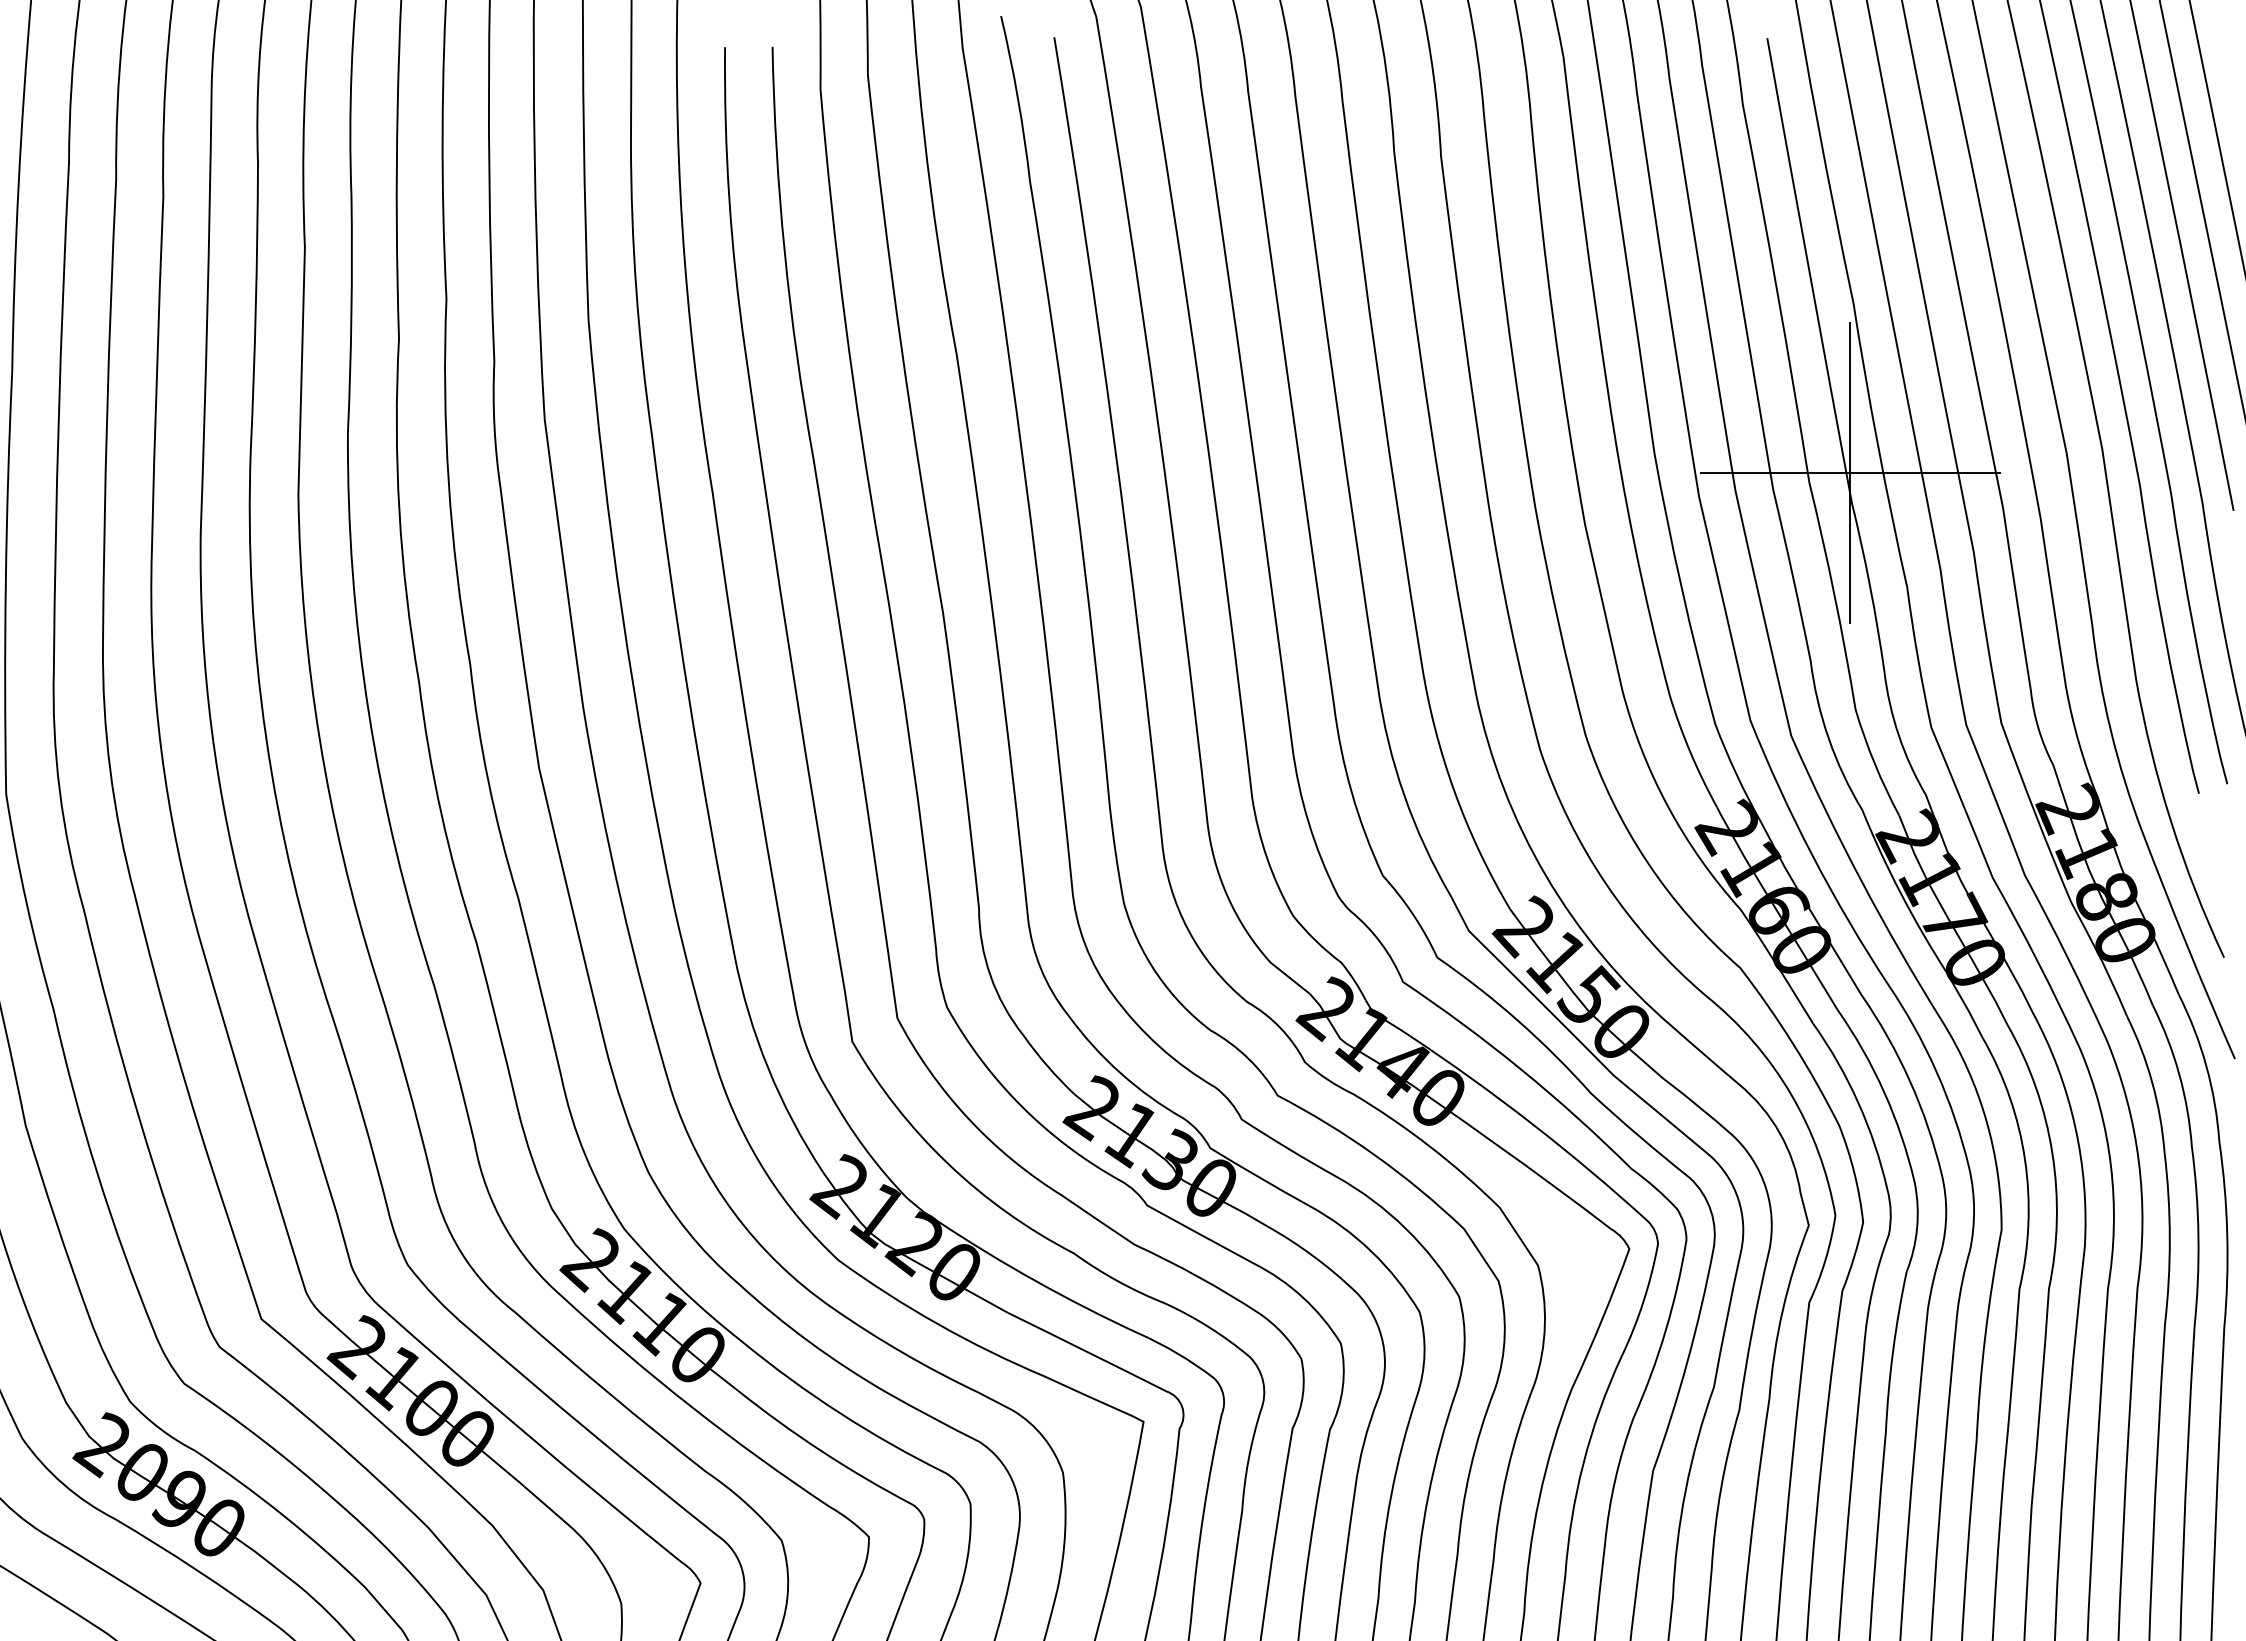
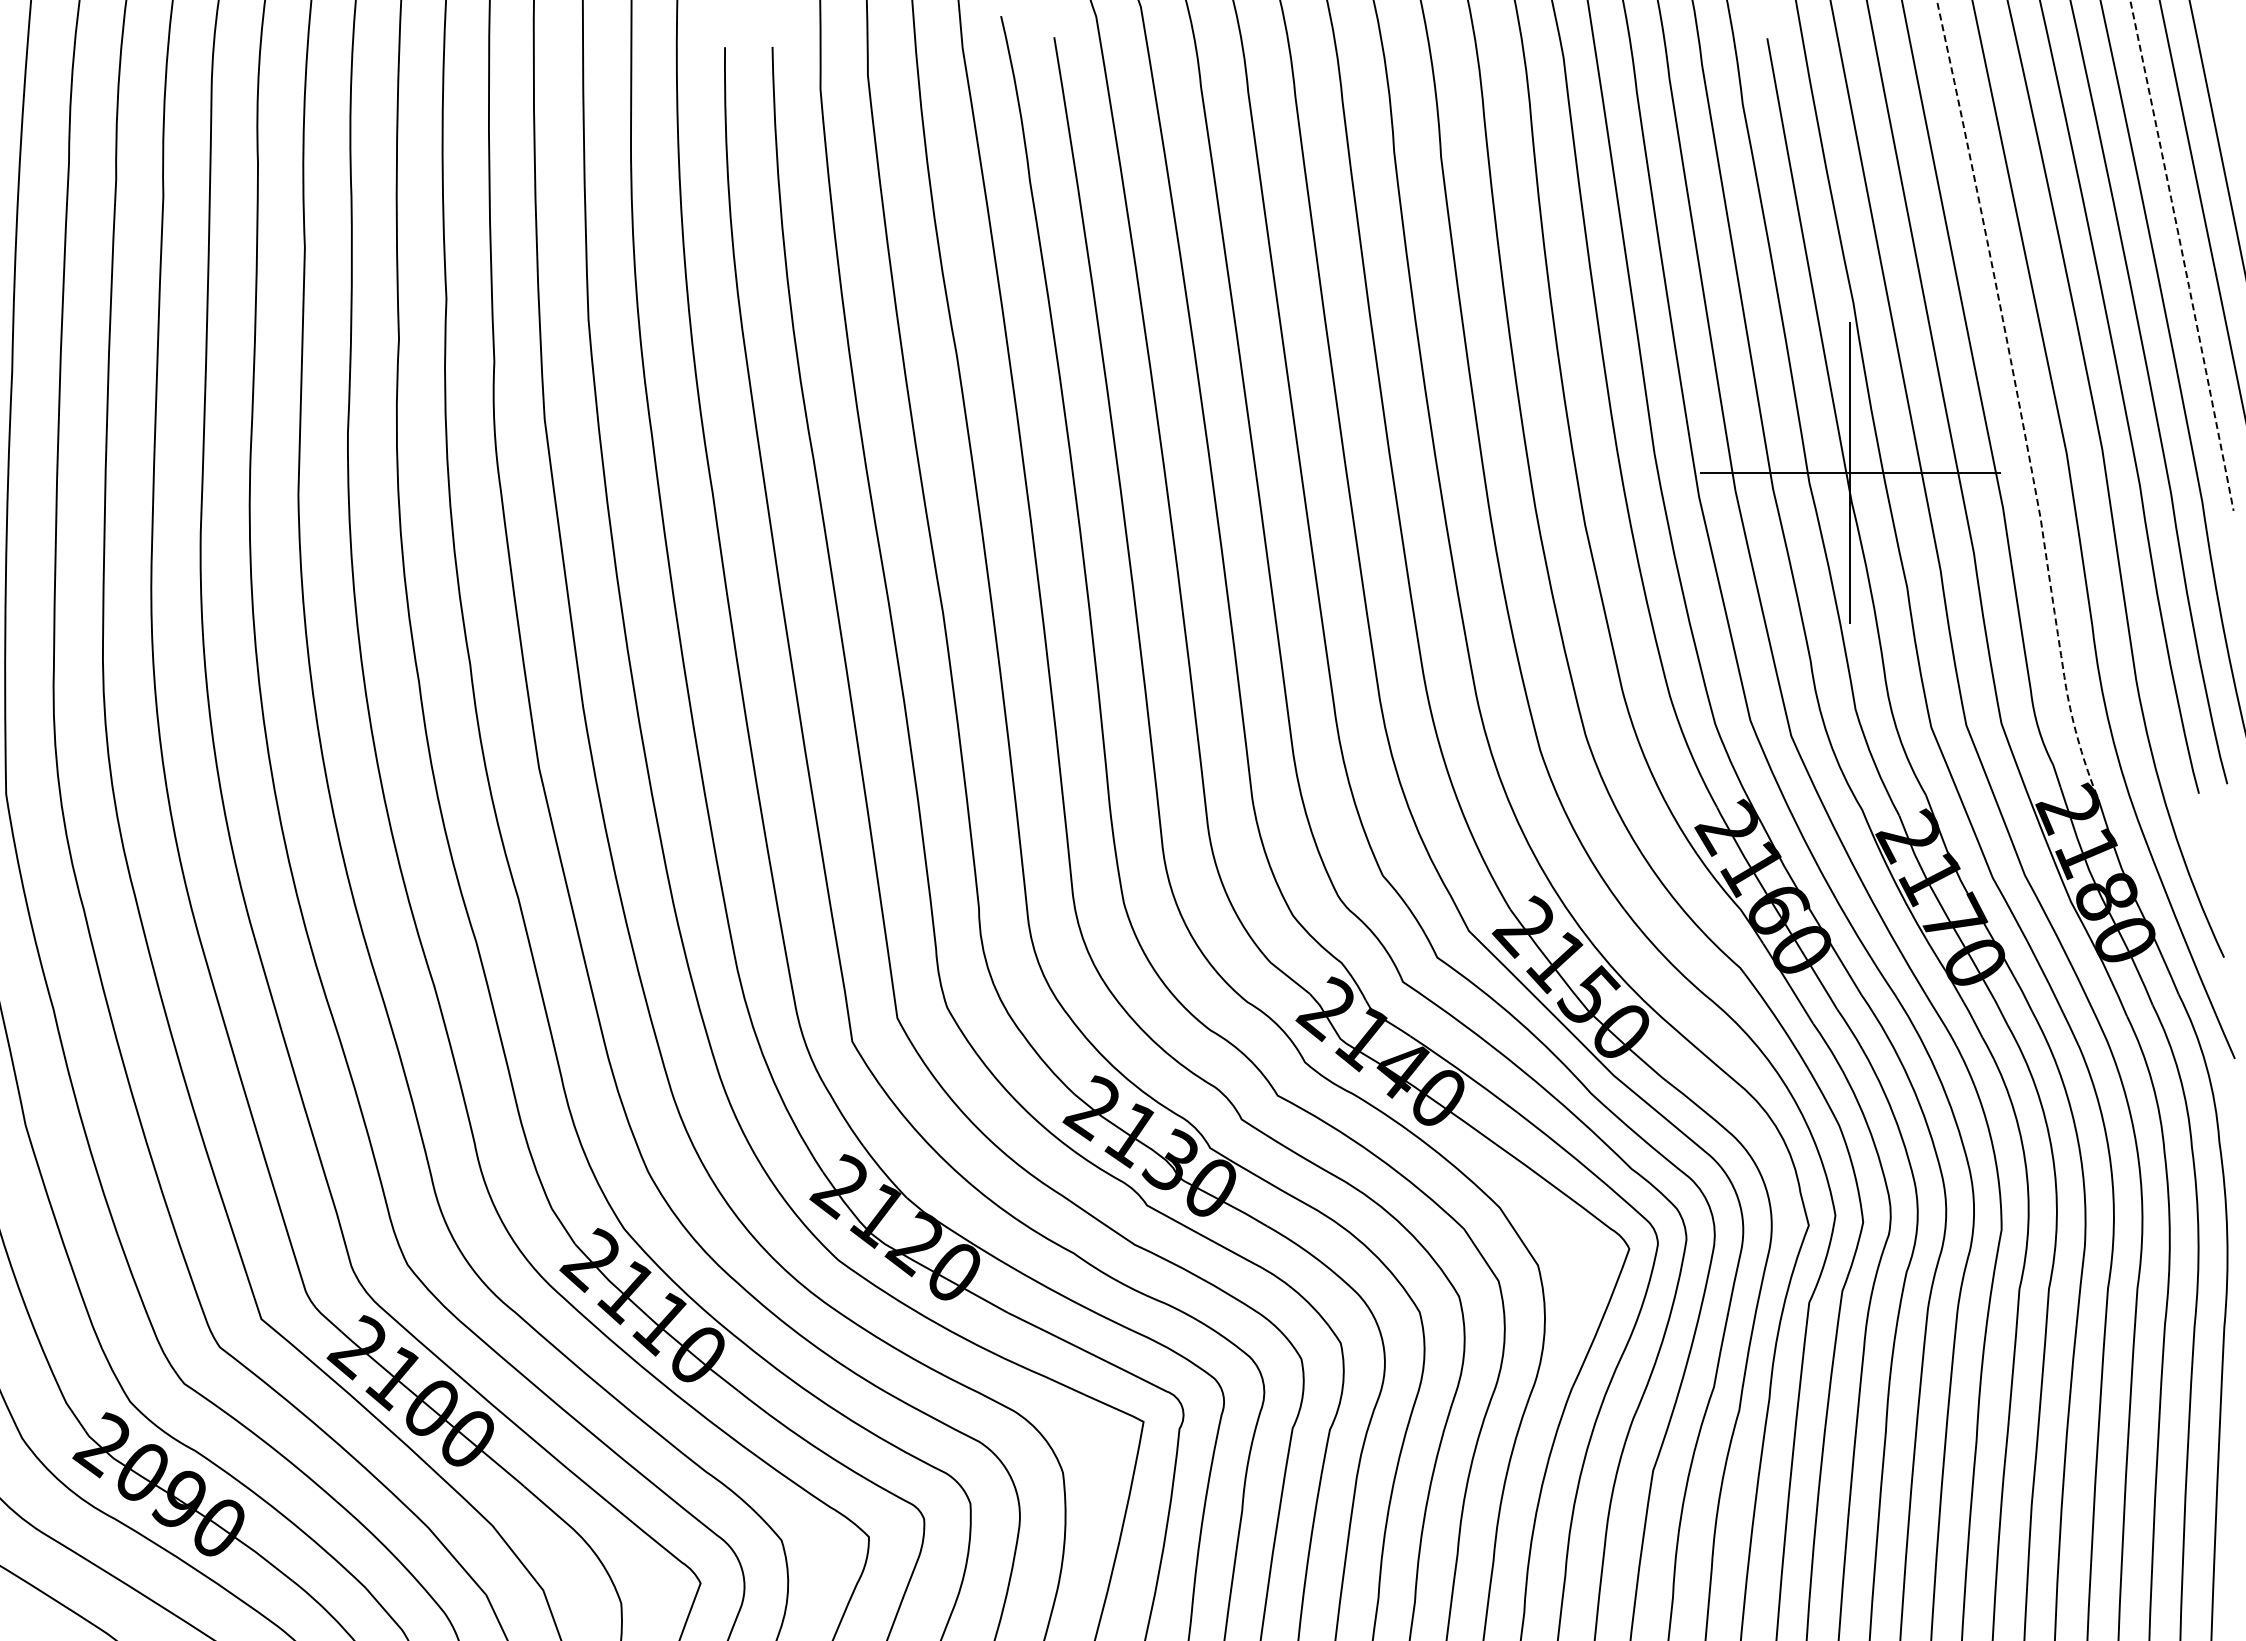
line: solid -> dashed (2182, 256)
line: solid -> dashed (2019, 404)
